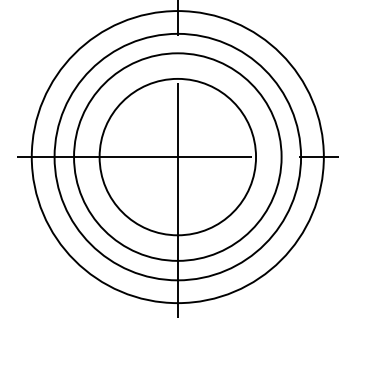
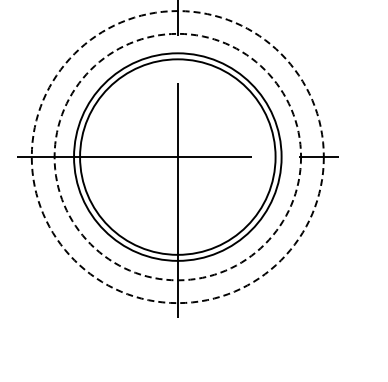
circle diameter: 156 px -> 196 px (177, 156)
circle: solid -> dashed (177, 156)
circle: solid -> dashed (177, 157)
